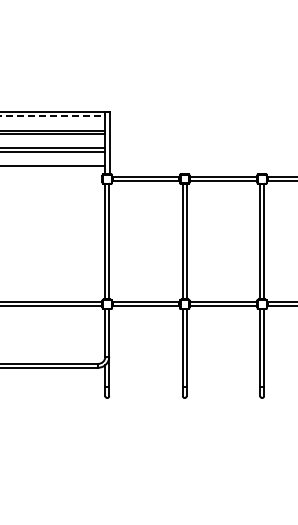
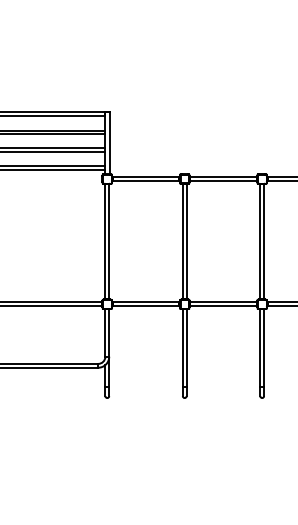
line: dashed -> solid (53, 116)
line: none -> present (53, 169)
